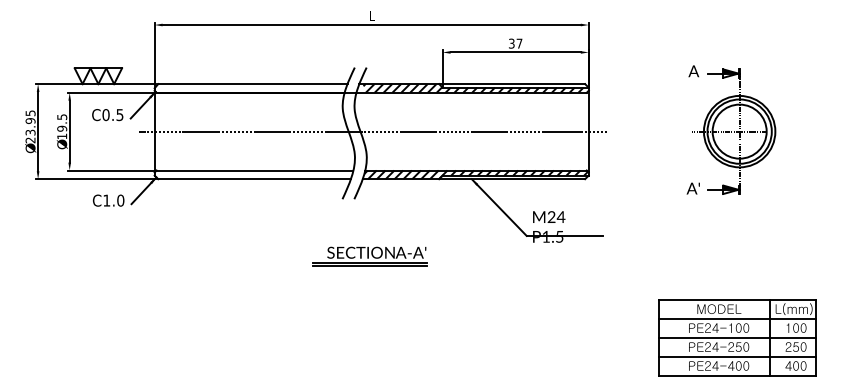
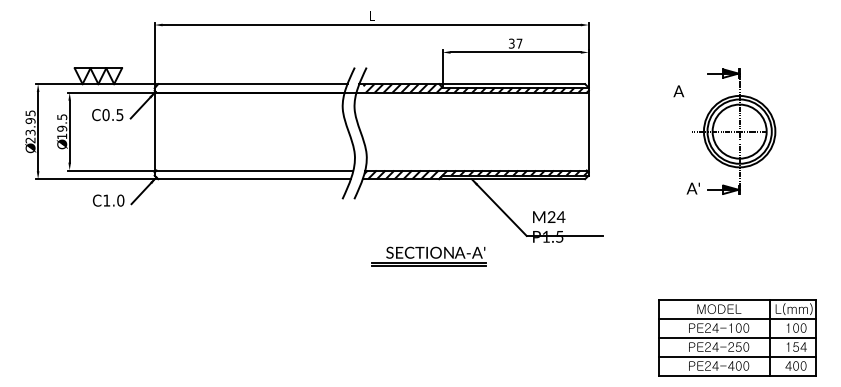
text position: (693, 71) -> (678, 91) (678, 91)
line: present -> none (372, 131)
part position: (369, 256) -> (428, 256) (428, 256)
text: 250 -> 154 (795, 346)
